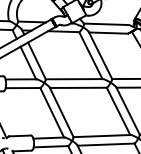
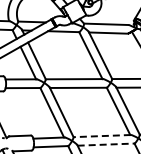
line: solid -> dashed (102, 136)
line: solid -> dashed (106, 144)
